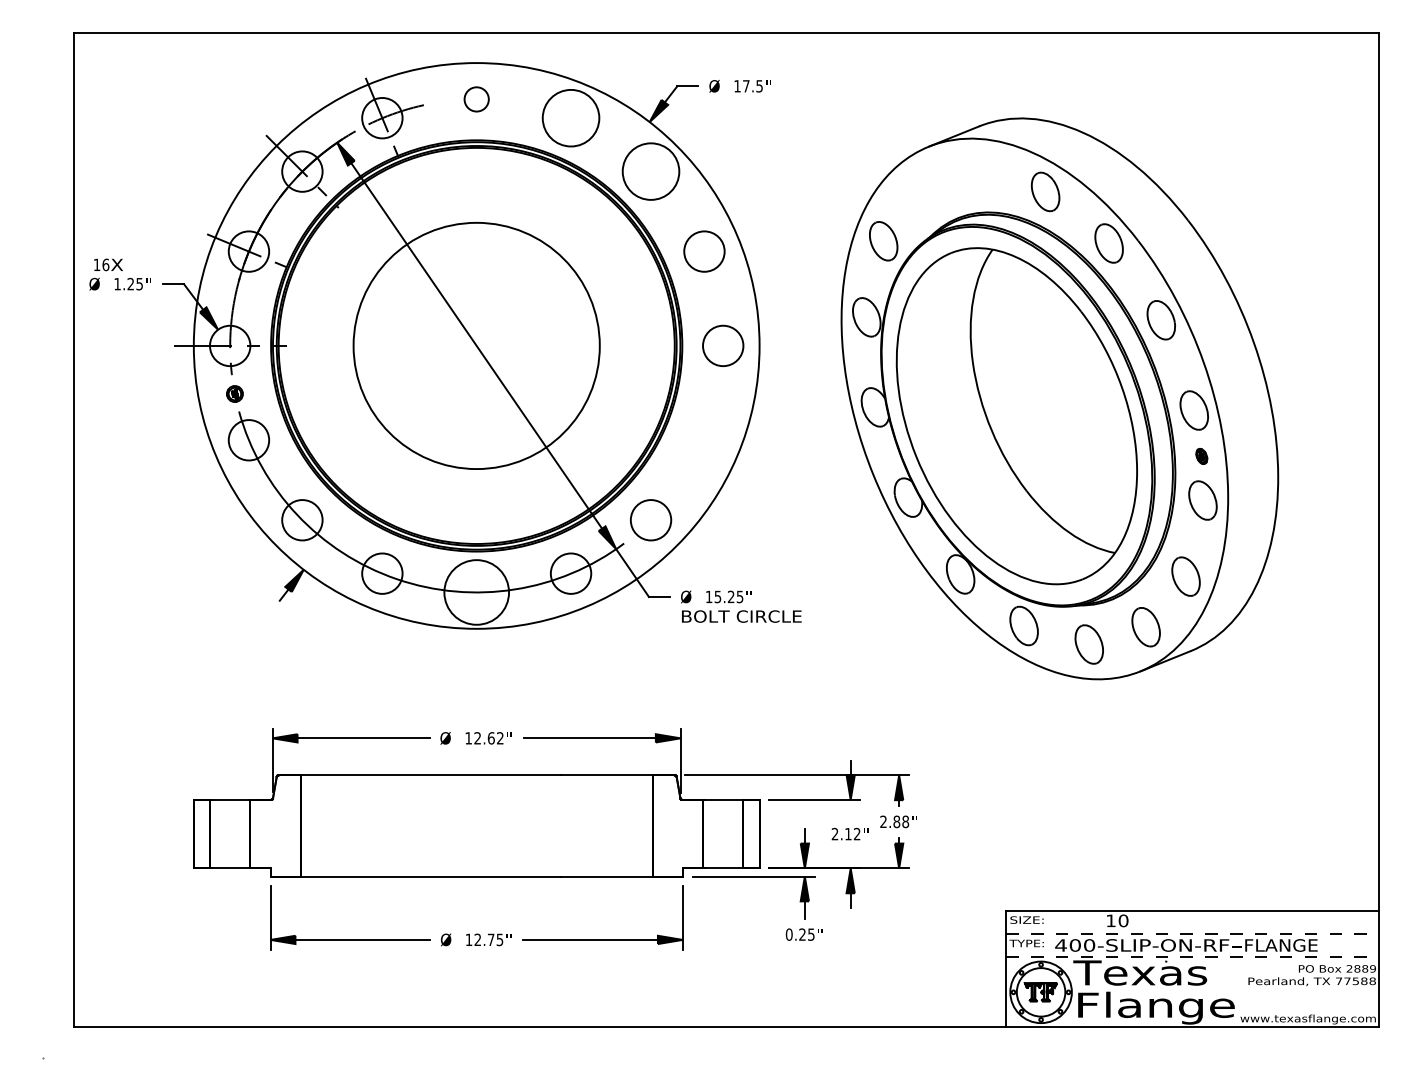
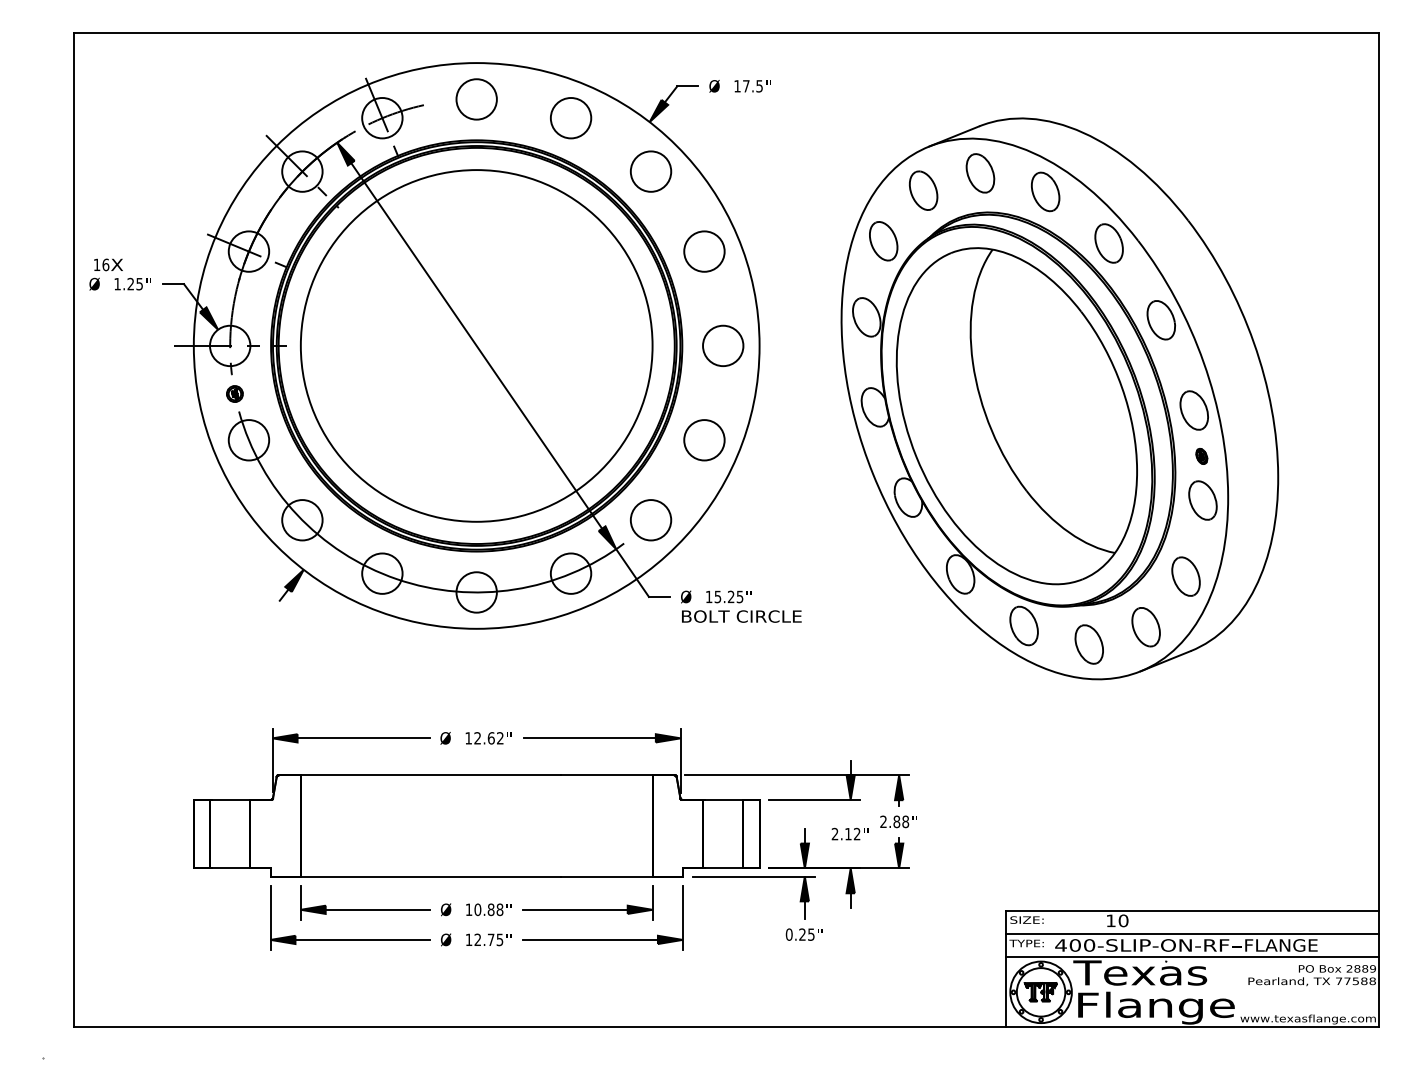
circle diameter: 24 px -> 40 px (476, 99)
circle diameter: 57 px -> 40 px (570, 118)
circle diameter: 57 px -> 40 px (650, 171)
part: none -> present (980, 173)
part: none -> present (923, 190)
circle diameter: 246 px -> 352 px (476, 345)
circle: none -> present (704, 440)
circle diameter: 65 px -> 40 px (476, 592)
part: none -> present (476, 902)
line: dashed -> solid (1192, 934)
line: dashed -> solid (1192, 957)
